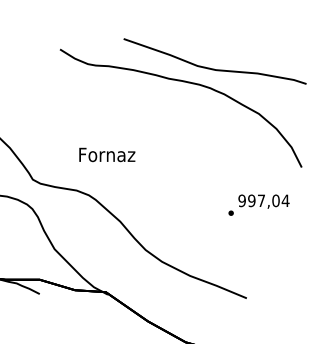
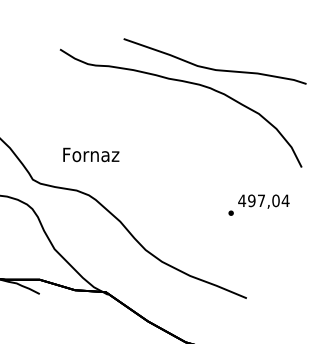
text position: (107, 154) -> (91, 154) (91, 154)
text: 997,04 -> 497,04 (242, 200)
